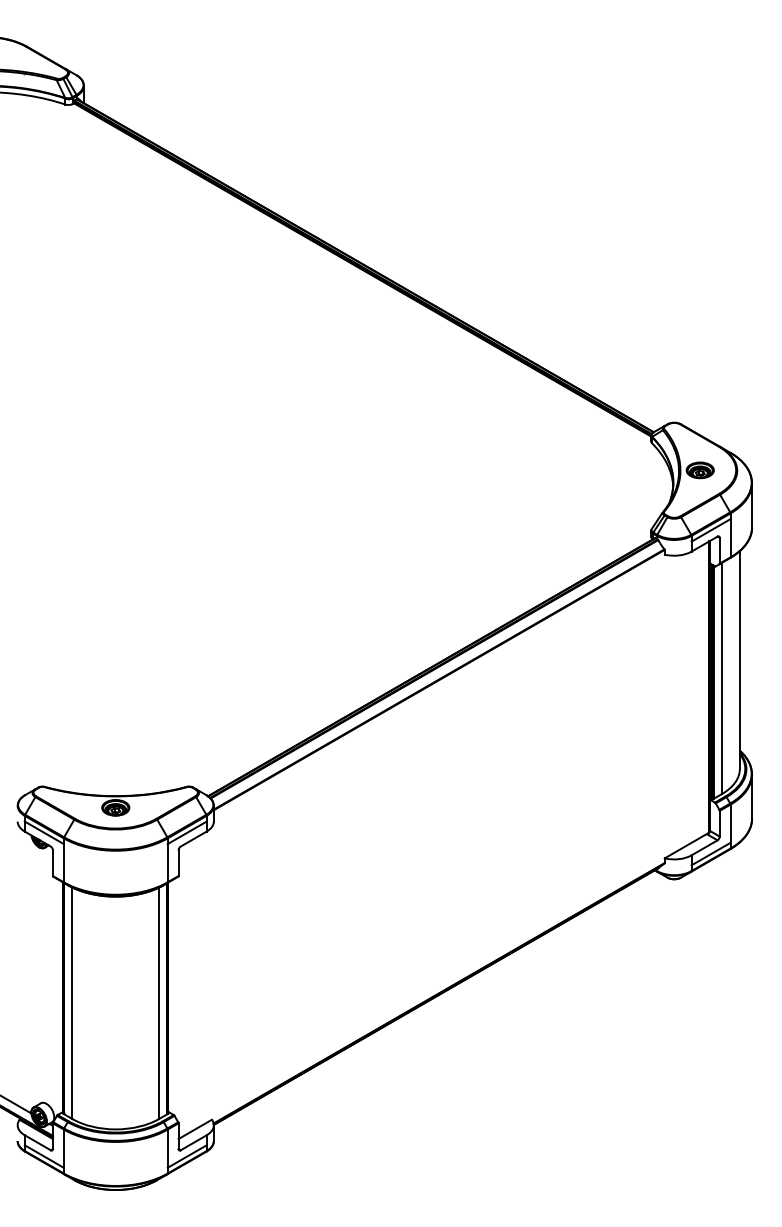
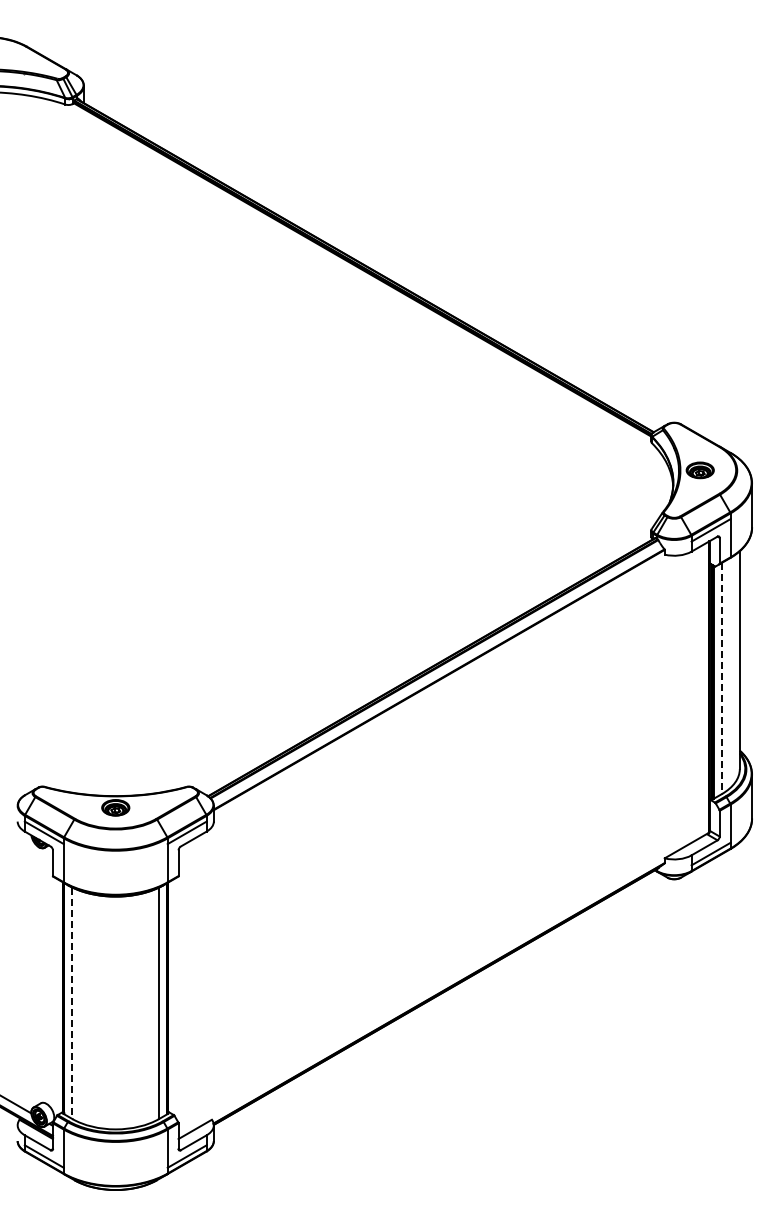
line: solid -> dashed (721, 678)
line: solid -> dashed (72, 1003)
